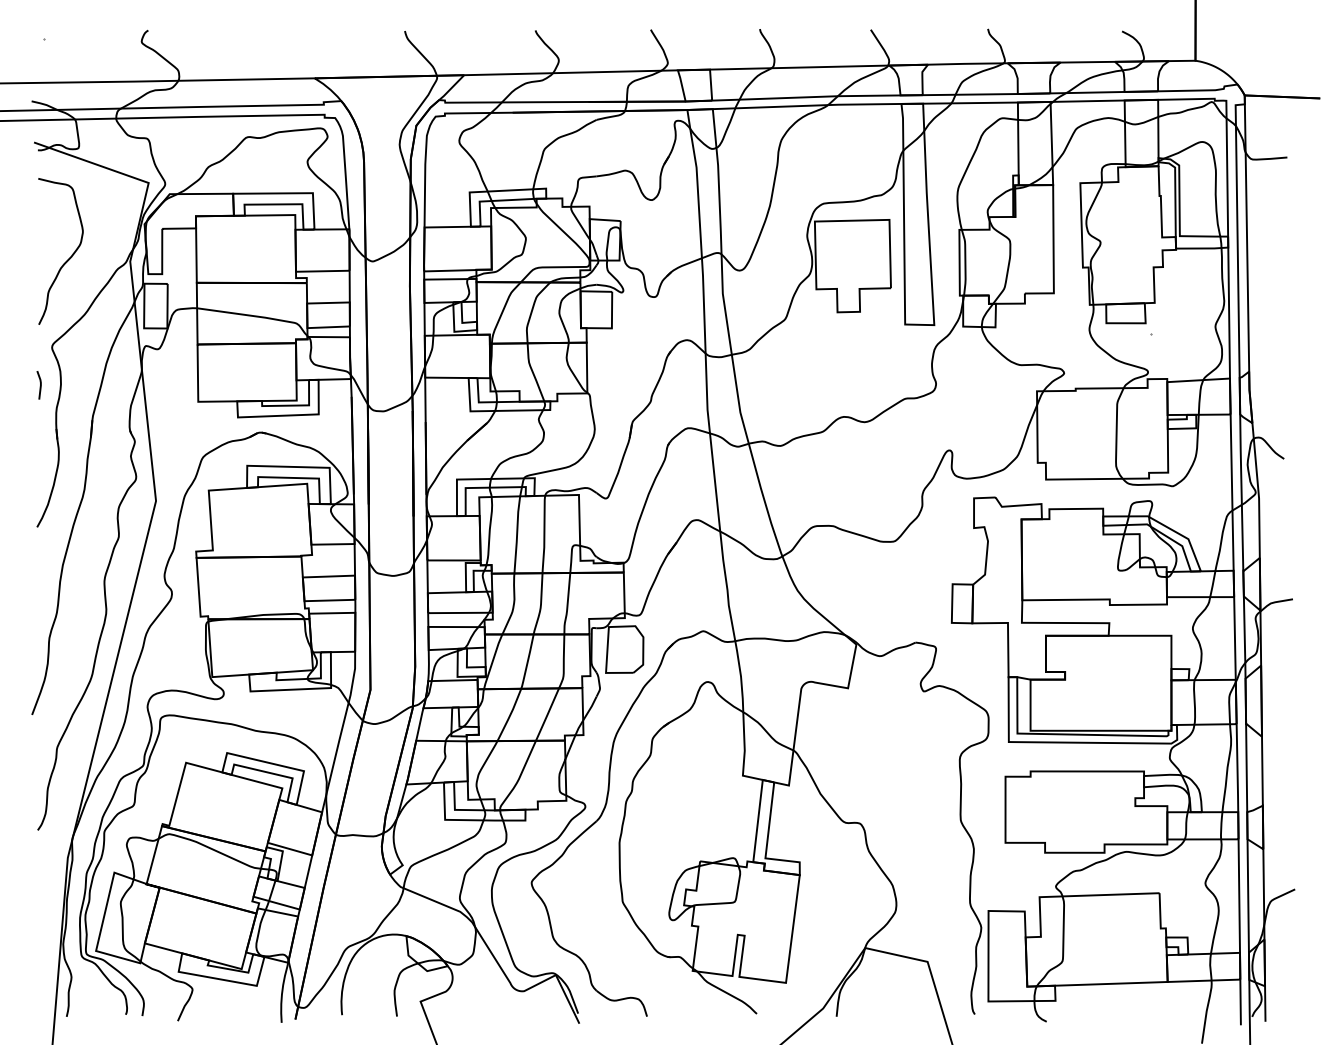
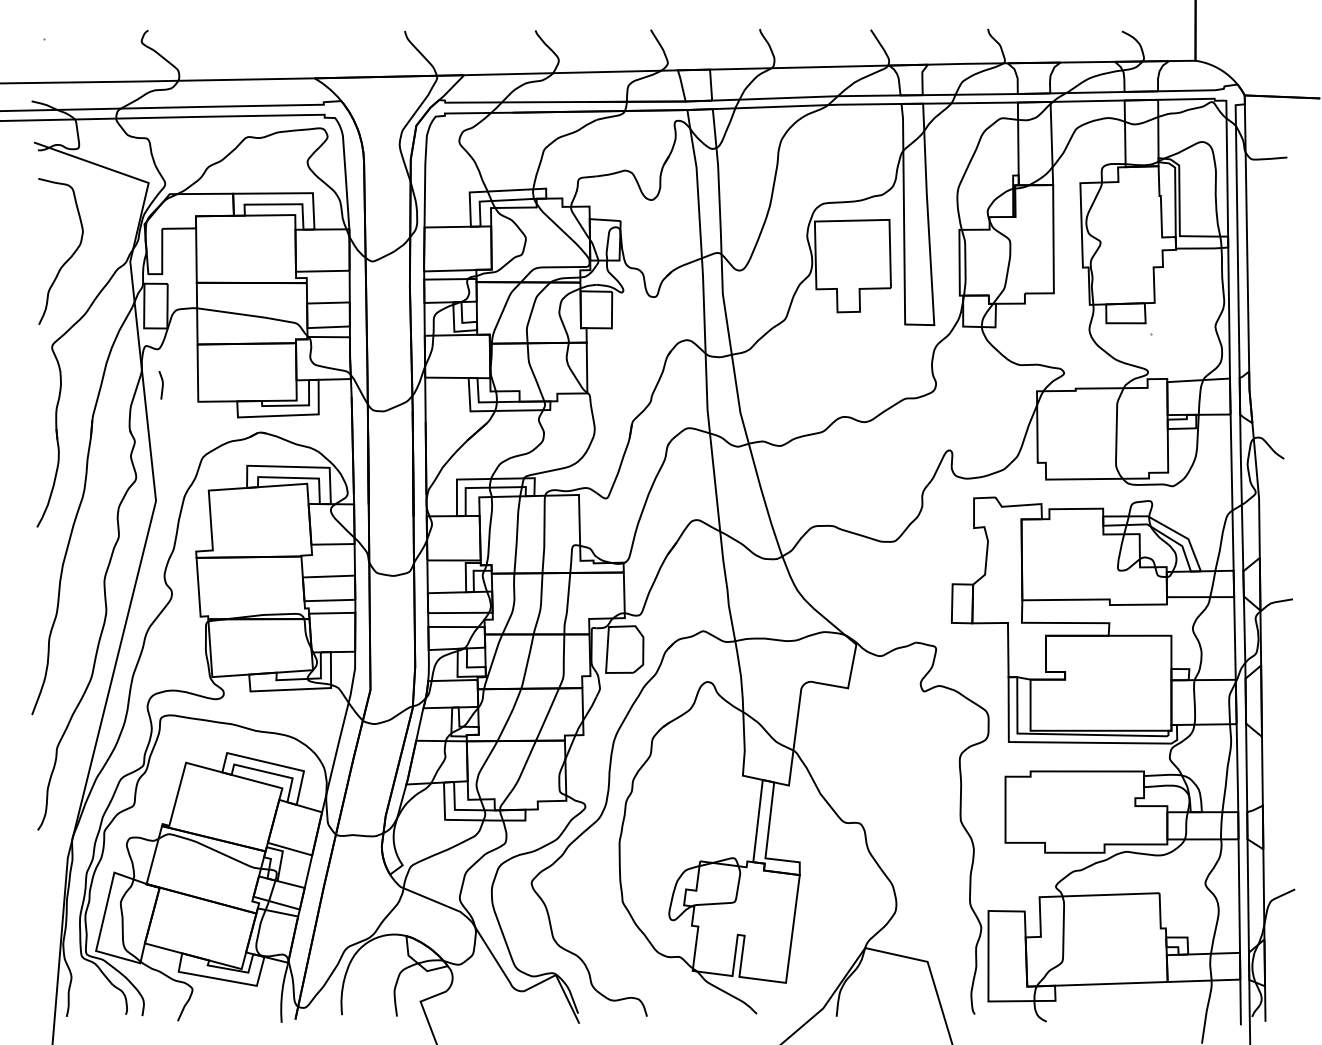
line position: (39, 386) -> (161, 386) (161, 386)
